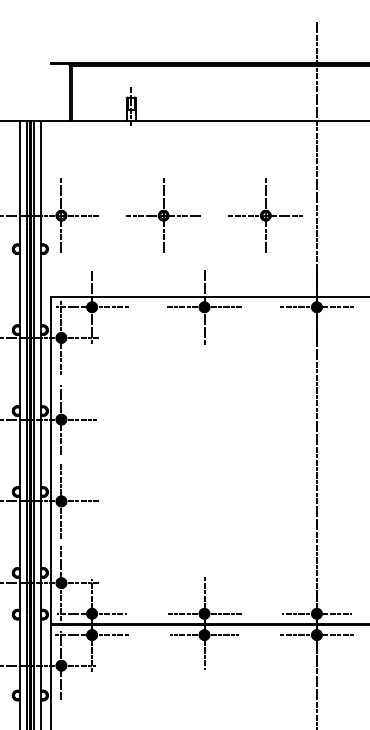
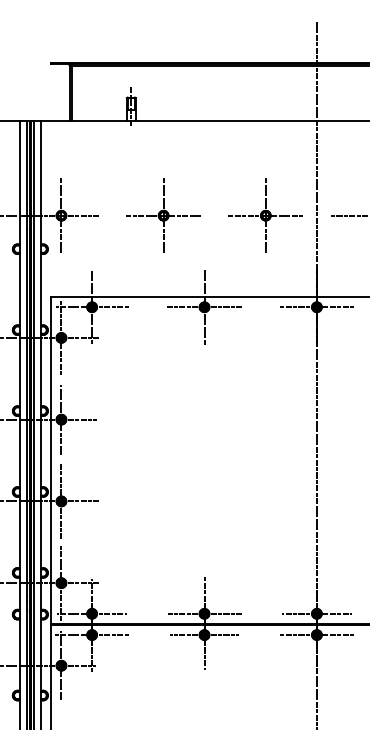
line: none -> present (348, 215)
